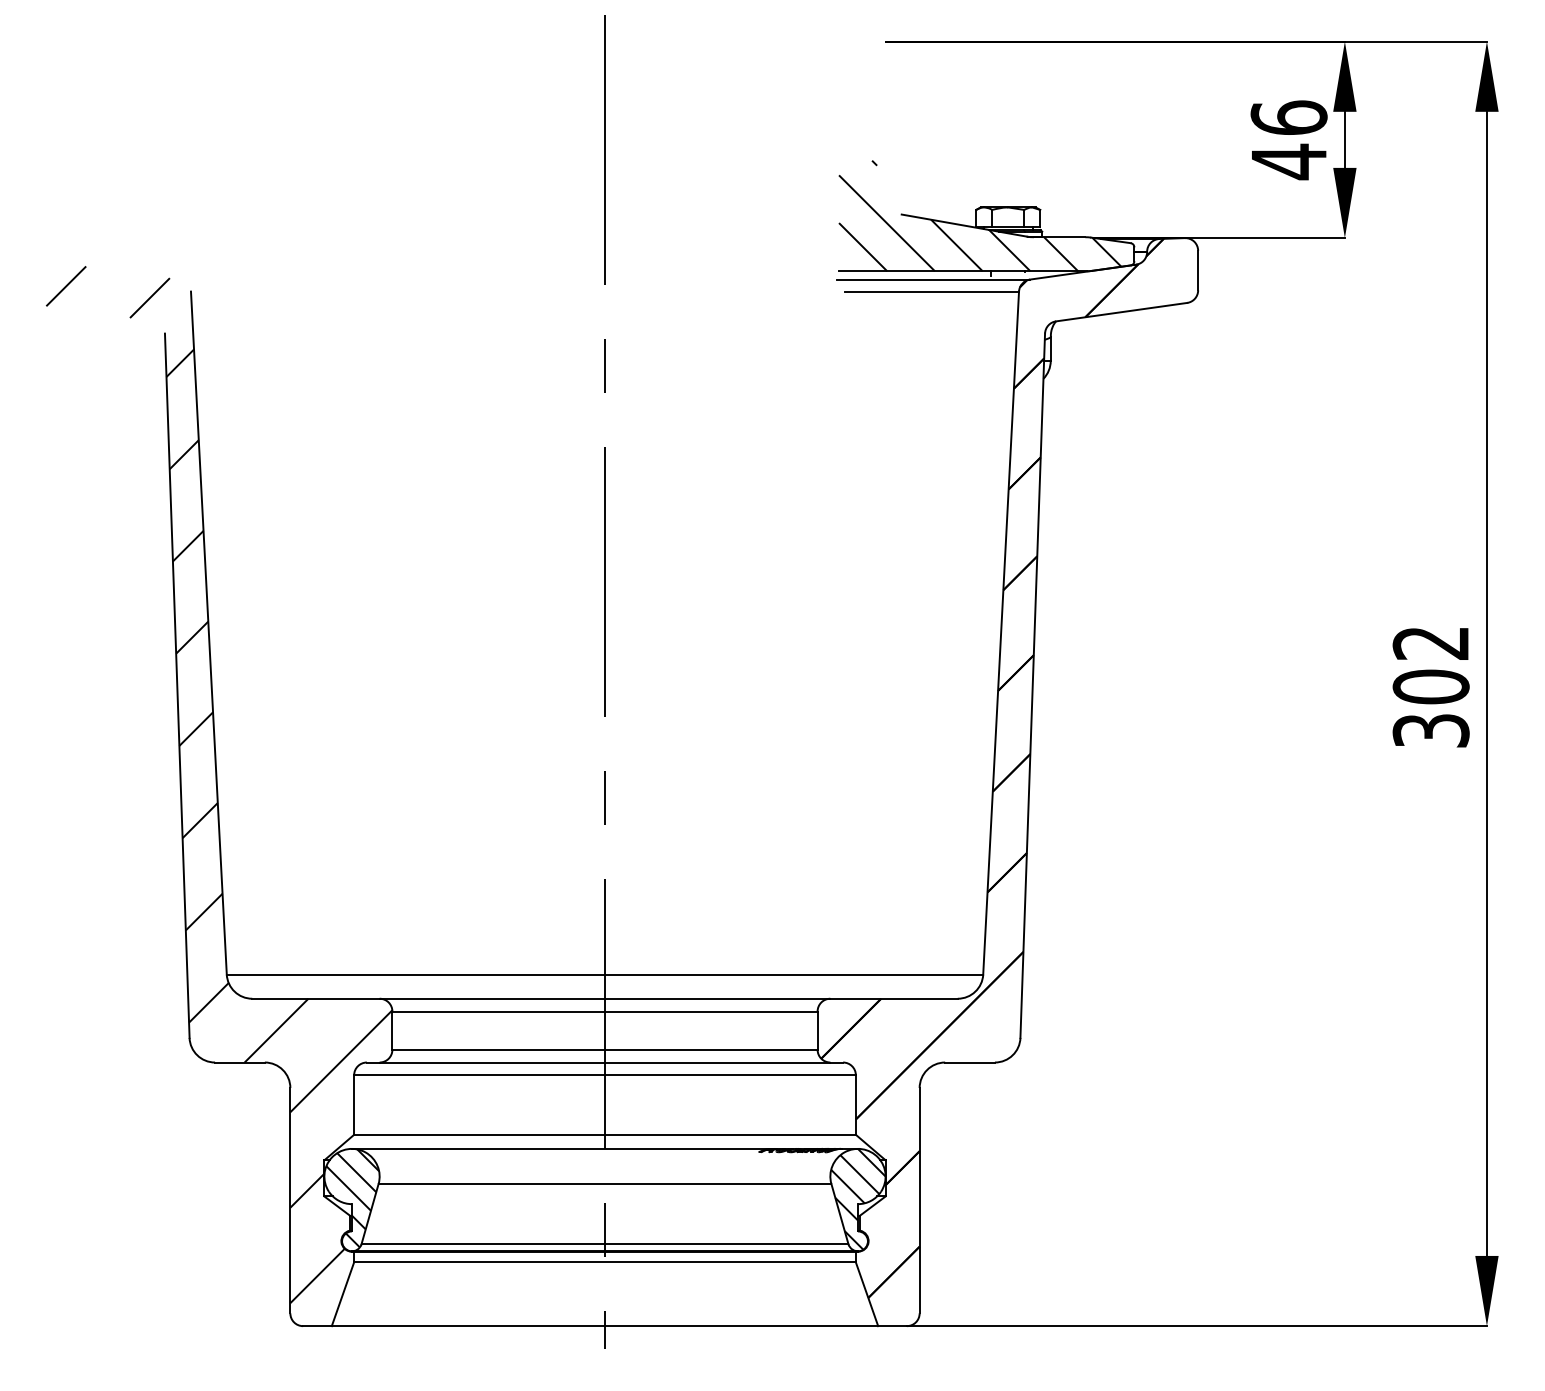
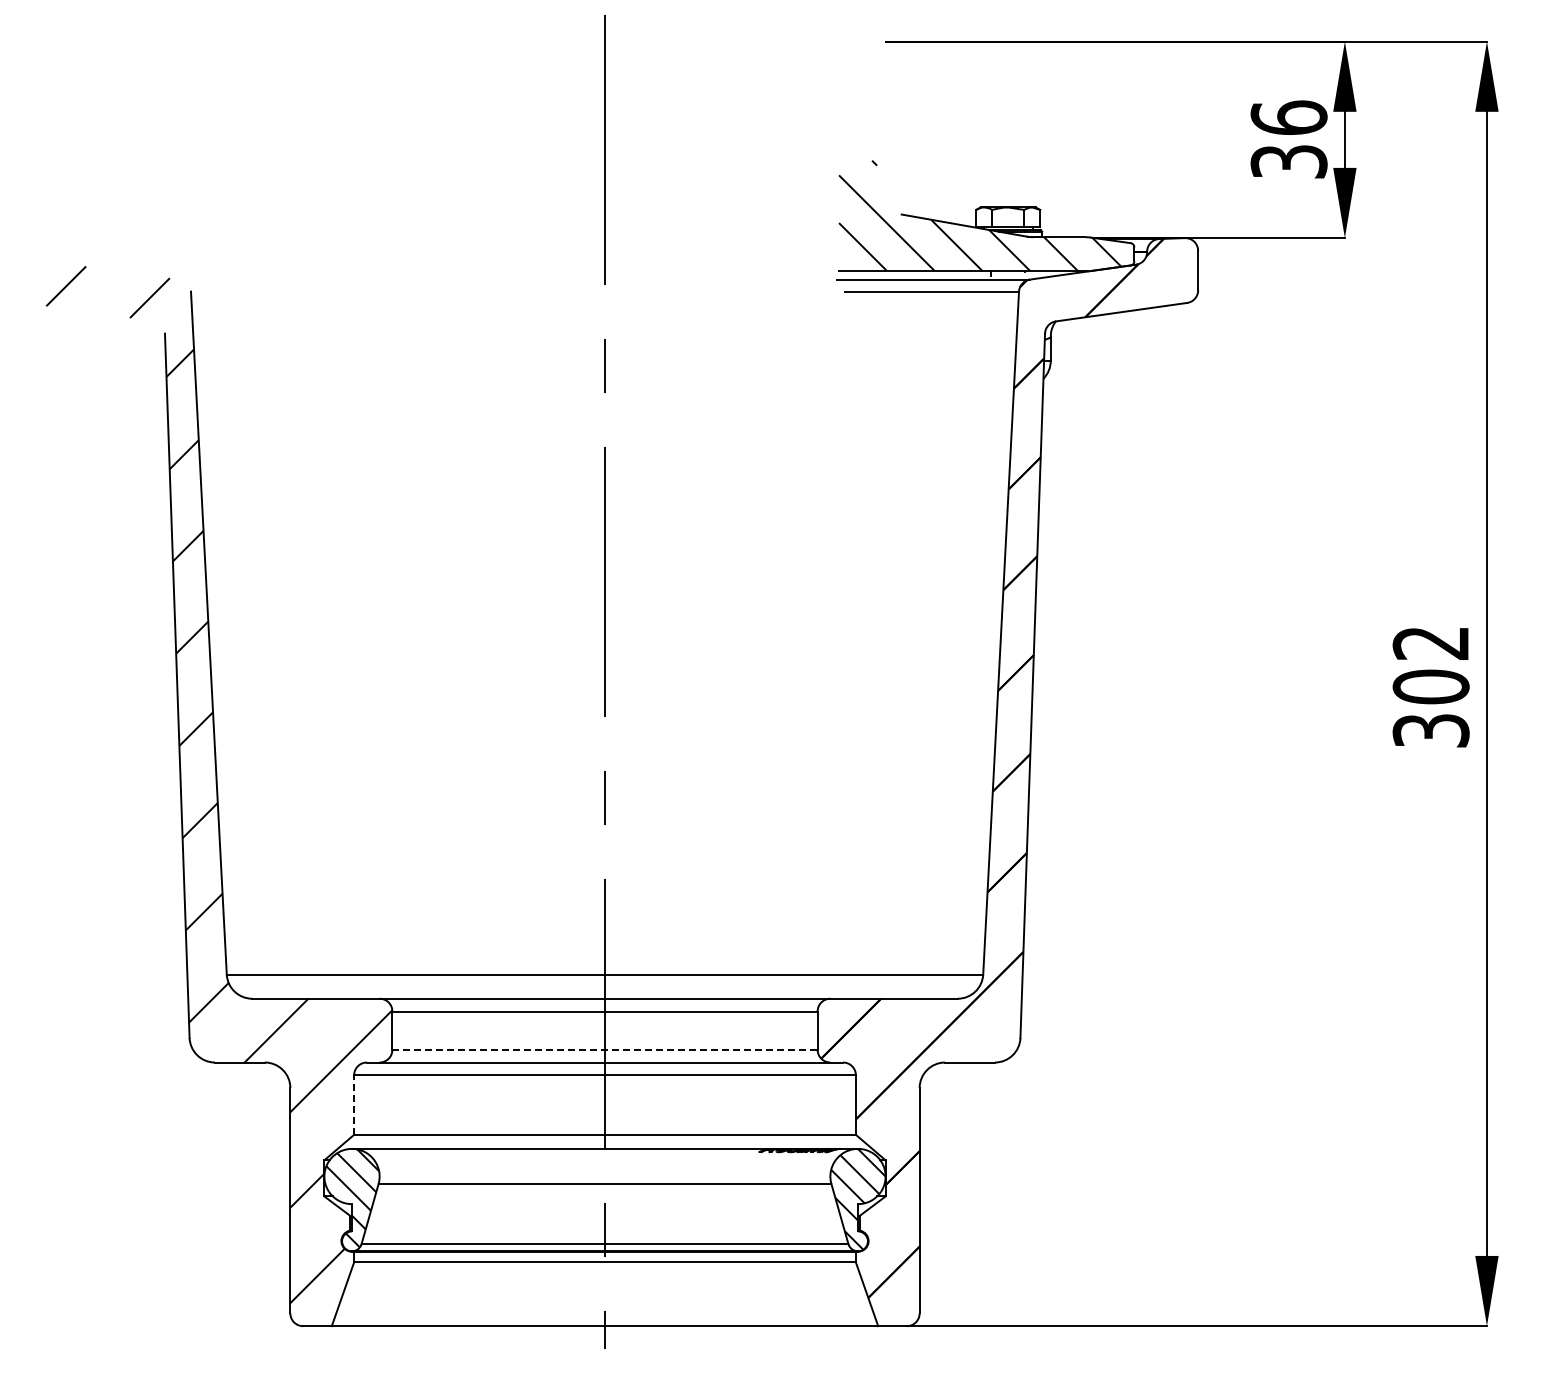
text: 46 -> 36 (1288, 161)
line: solid -> dashed (605, 1049)
line: solid -> dashed (354, 1105)
